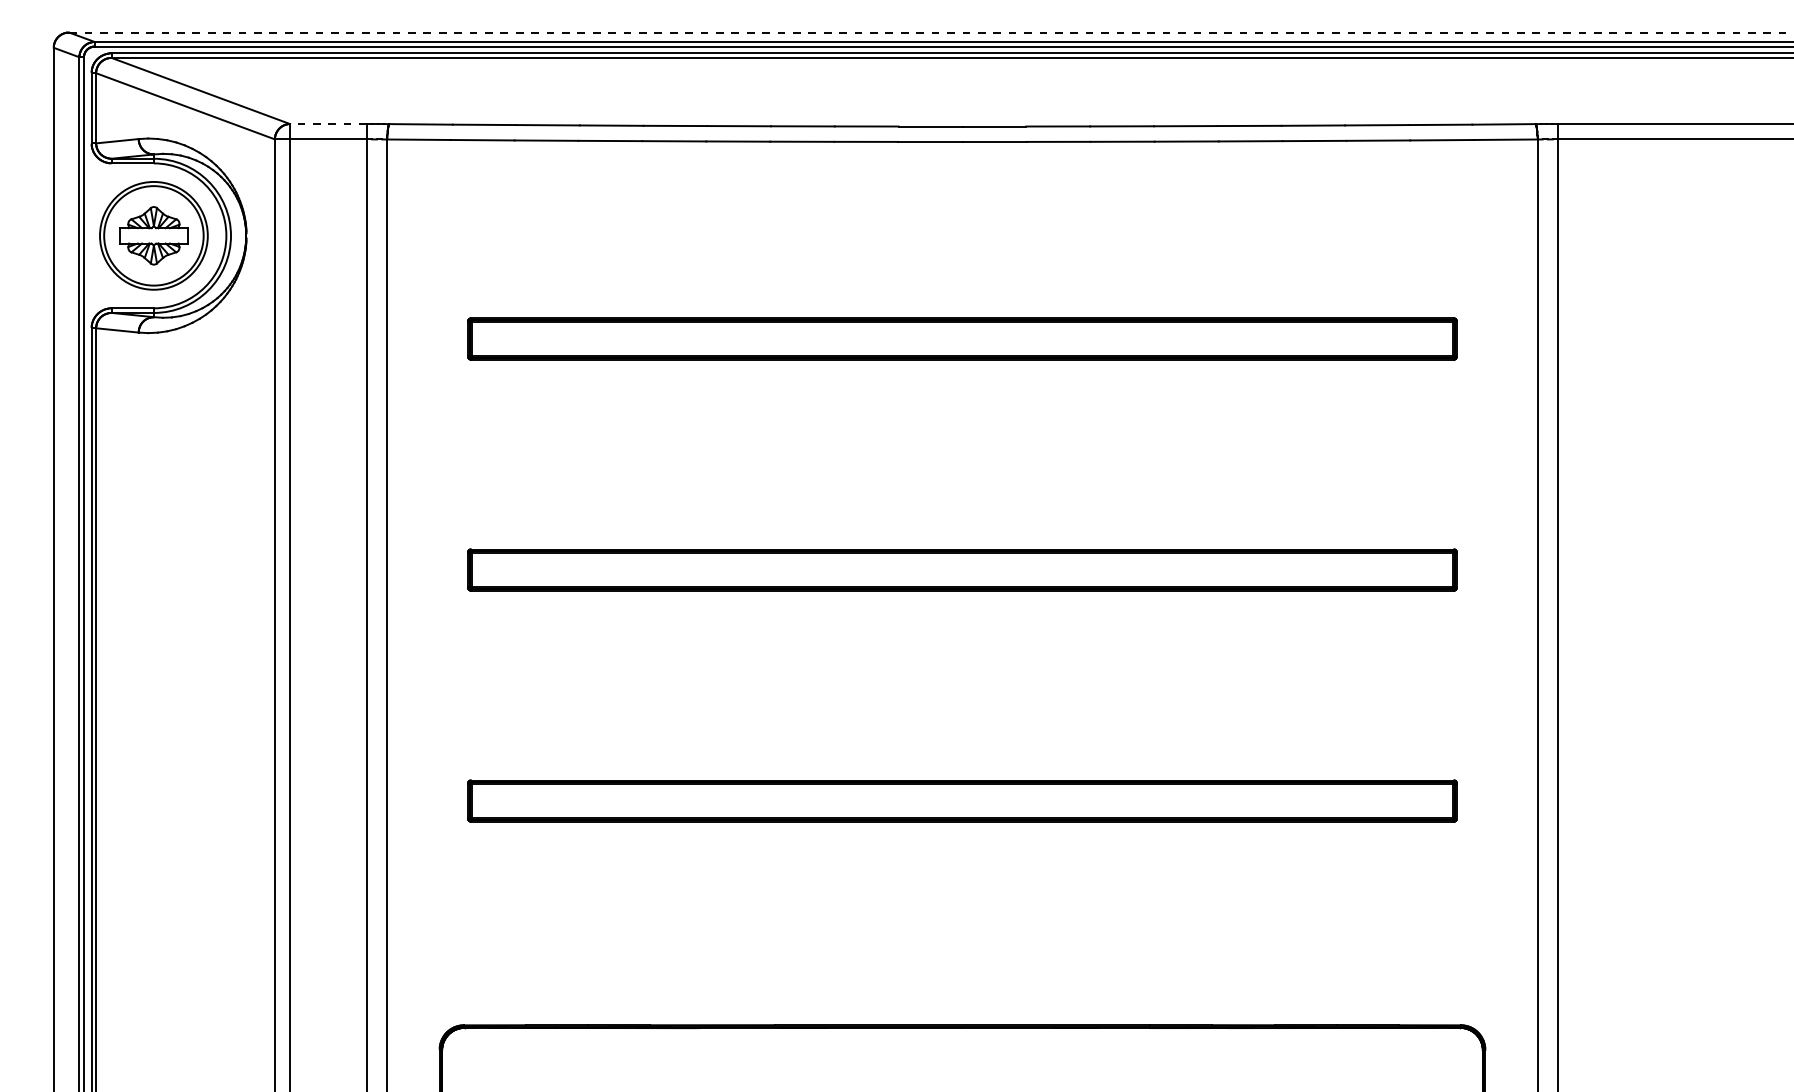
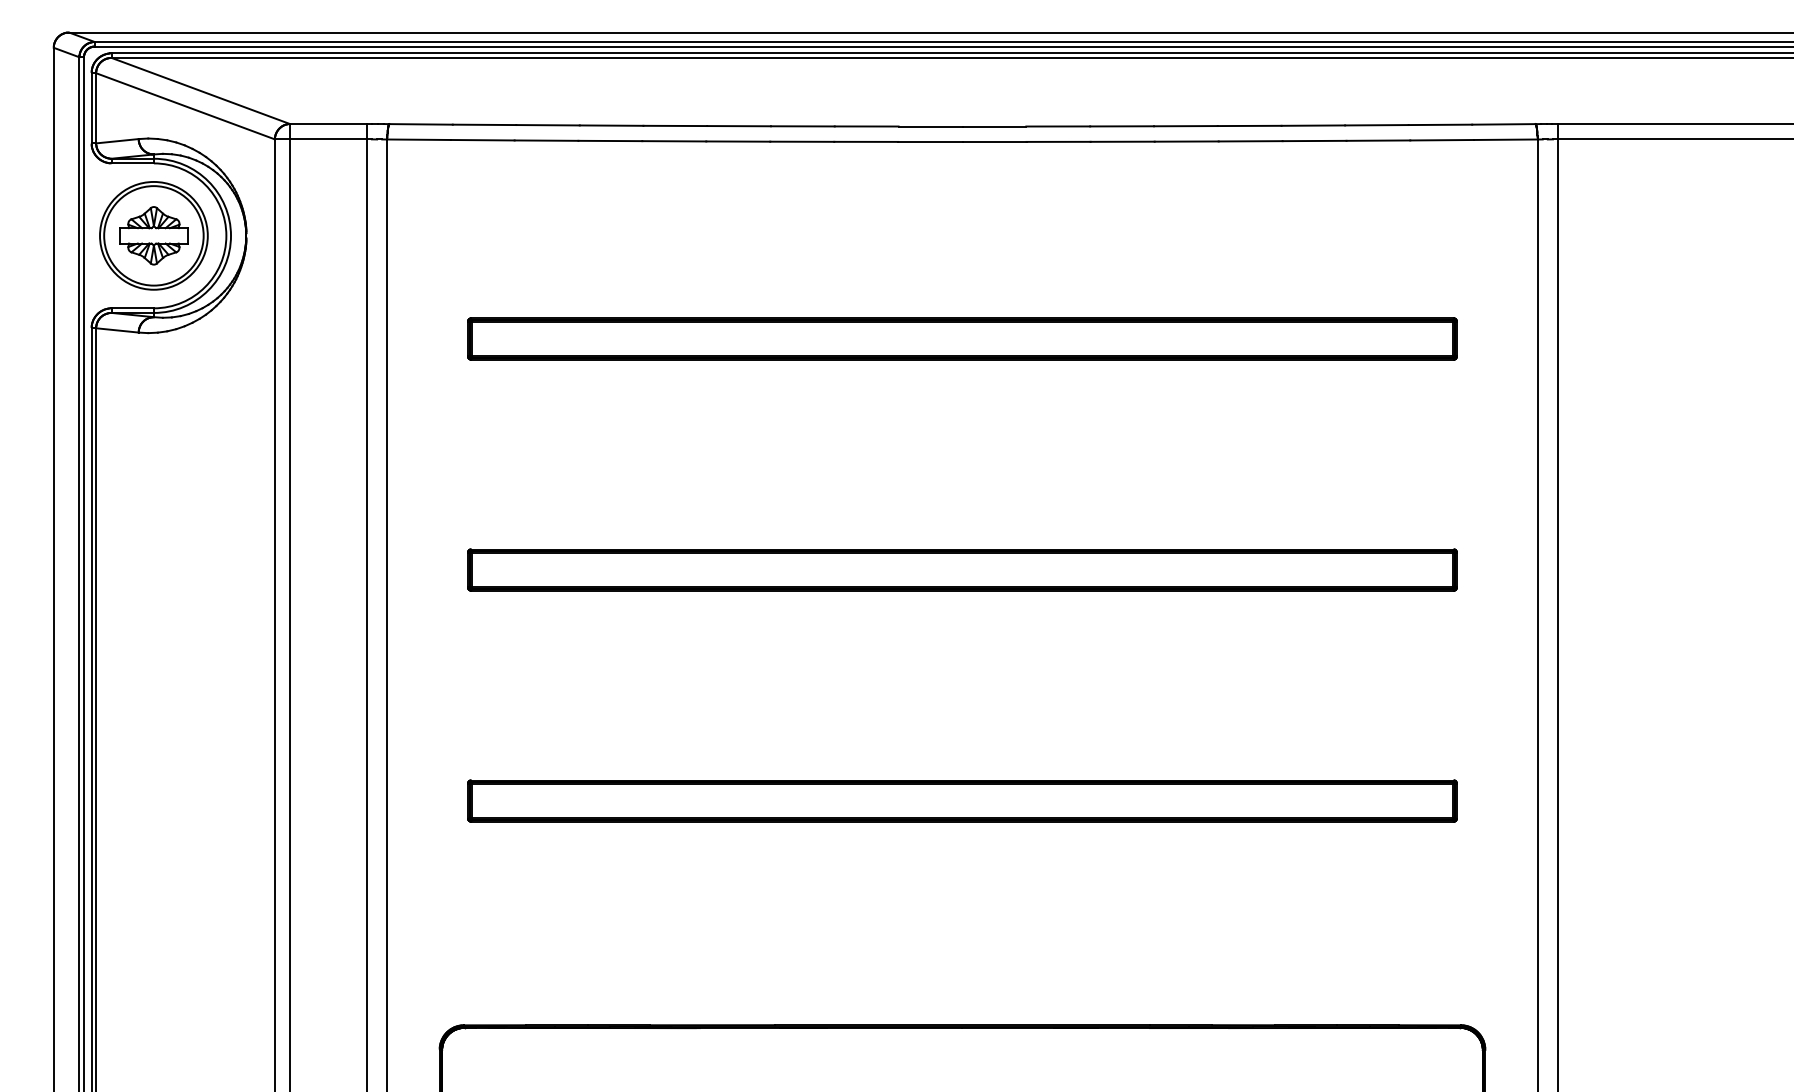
line: dashed -> solid (932, 32)
line: dashed -> solid (327, 124)
